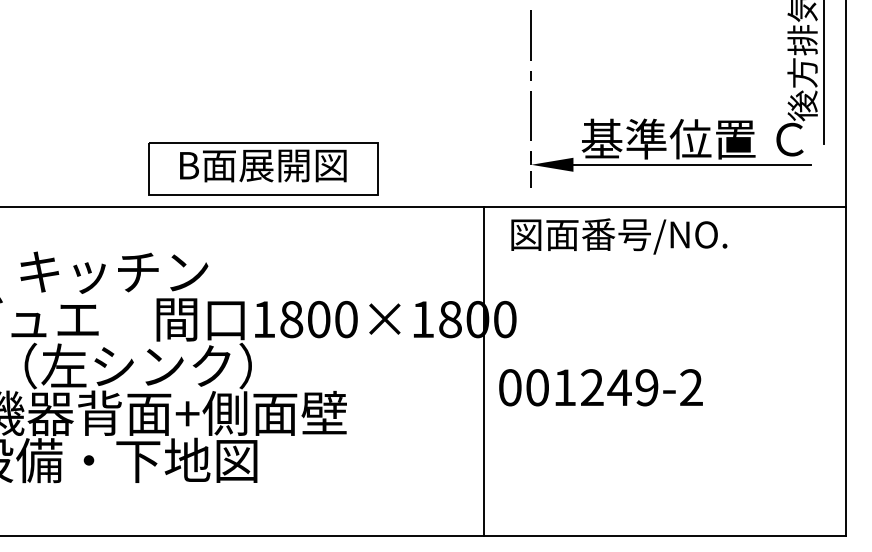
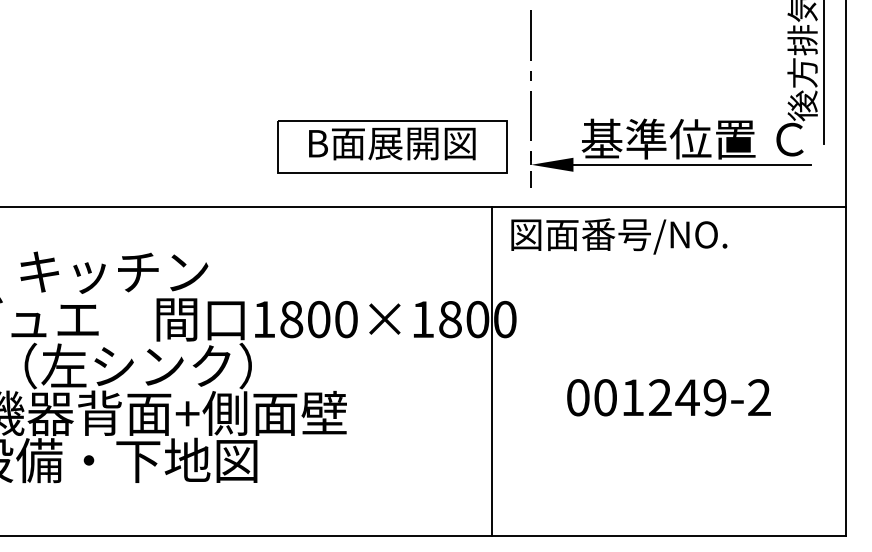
part position: (263, 168) -> (392, 146) (392, 146)
line position: (484, 371) -> (492, 371) (492, 371)
text position: (600, 387) -> (668, 397) (668, 397)
